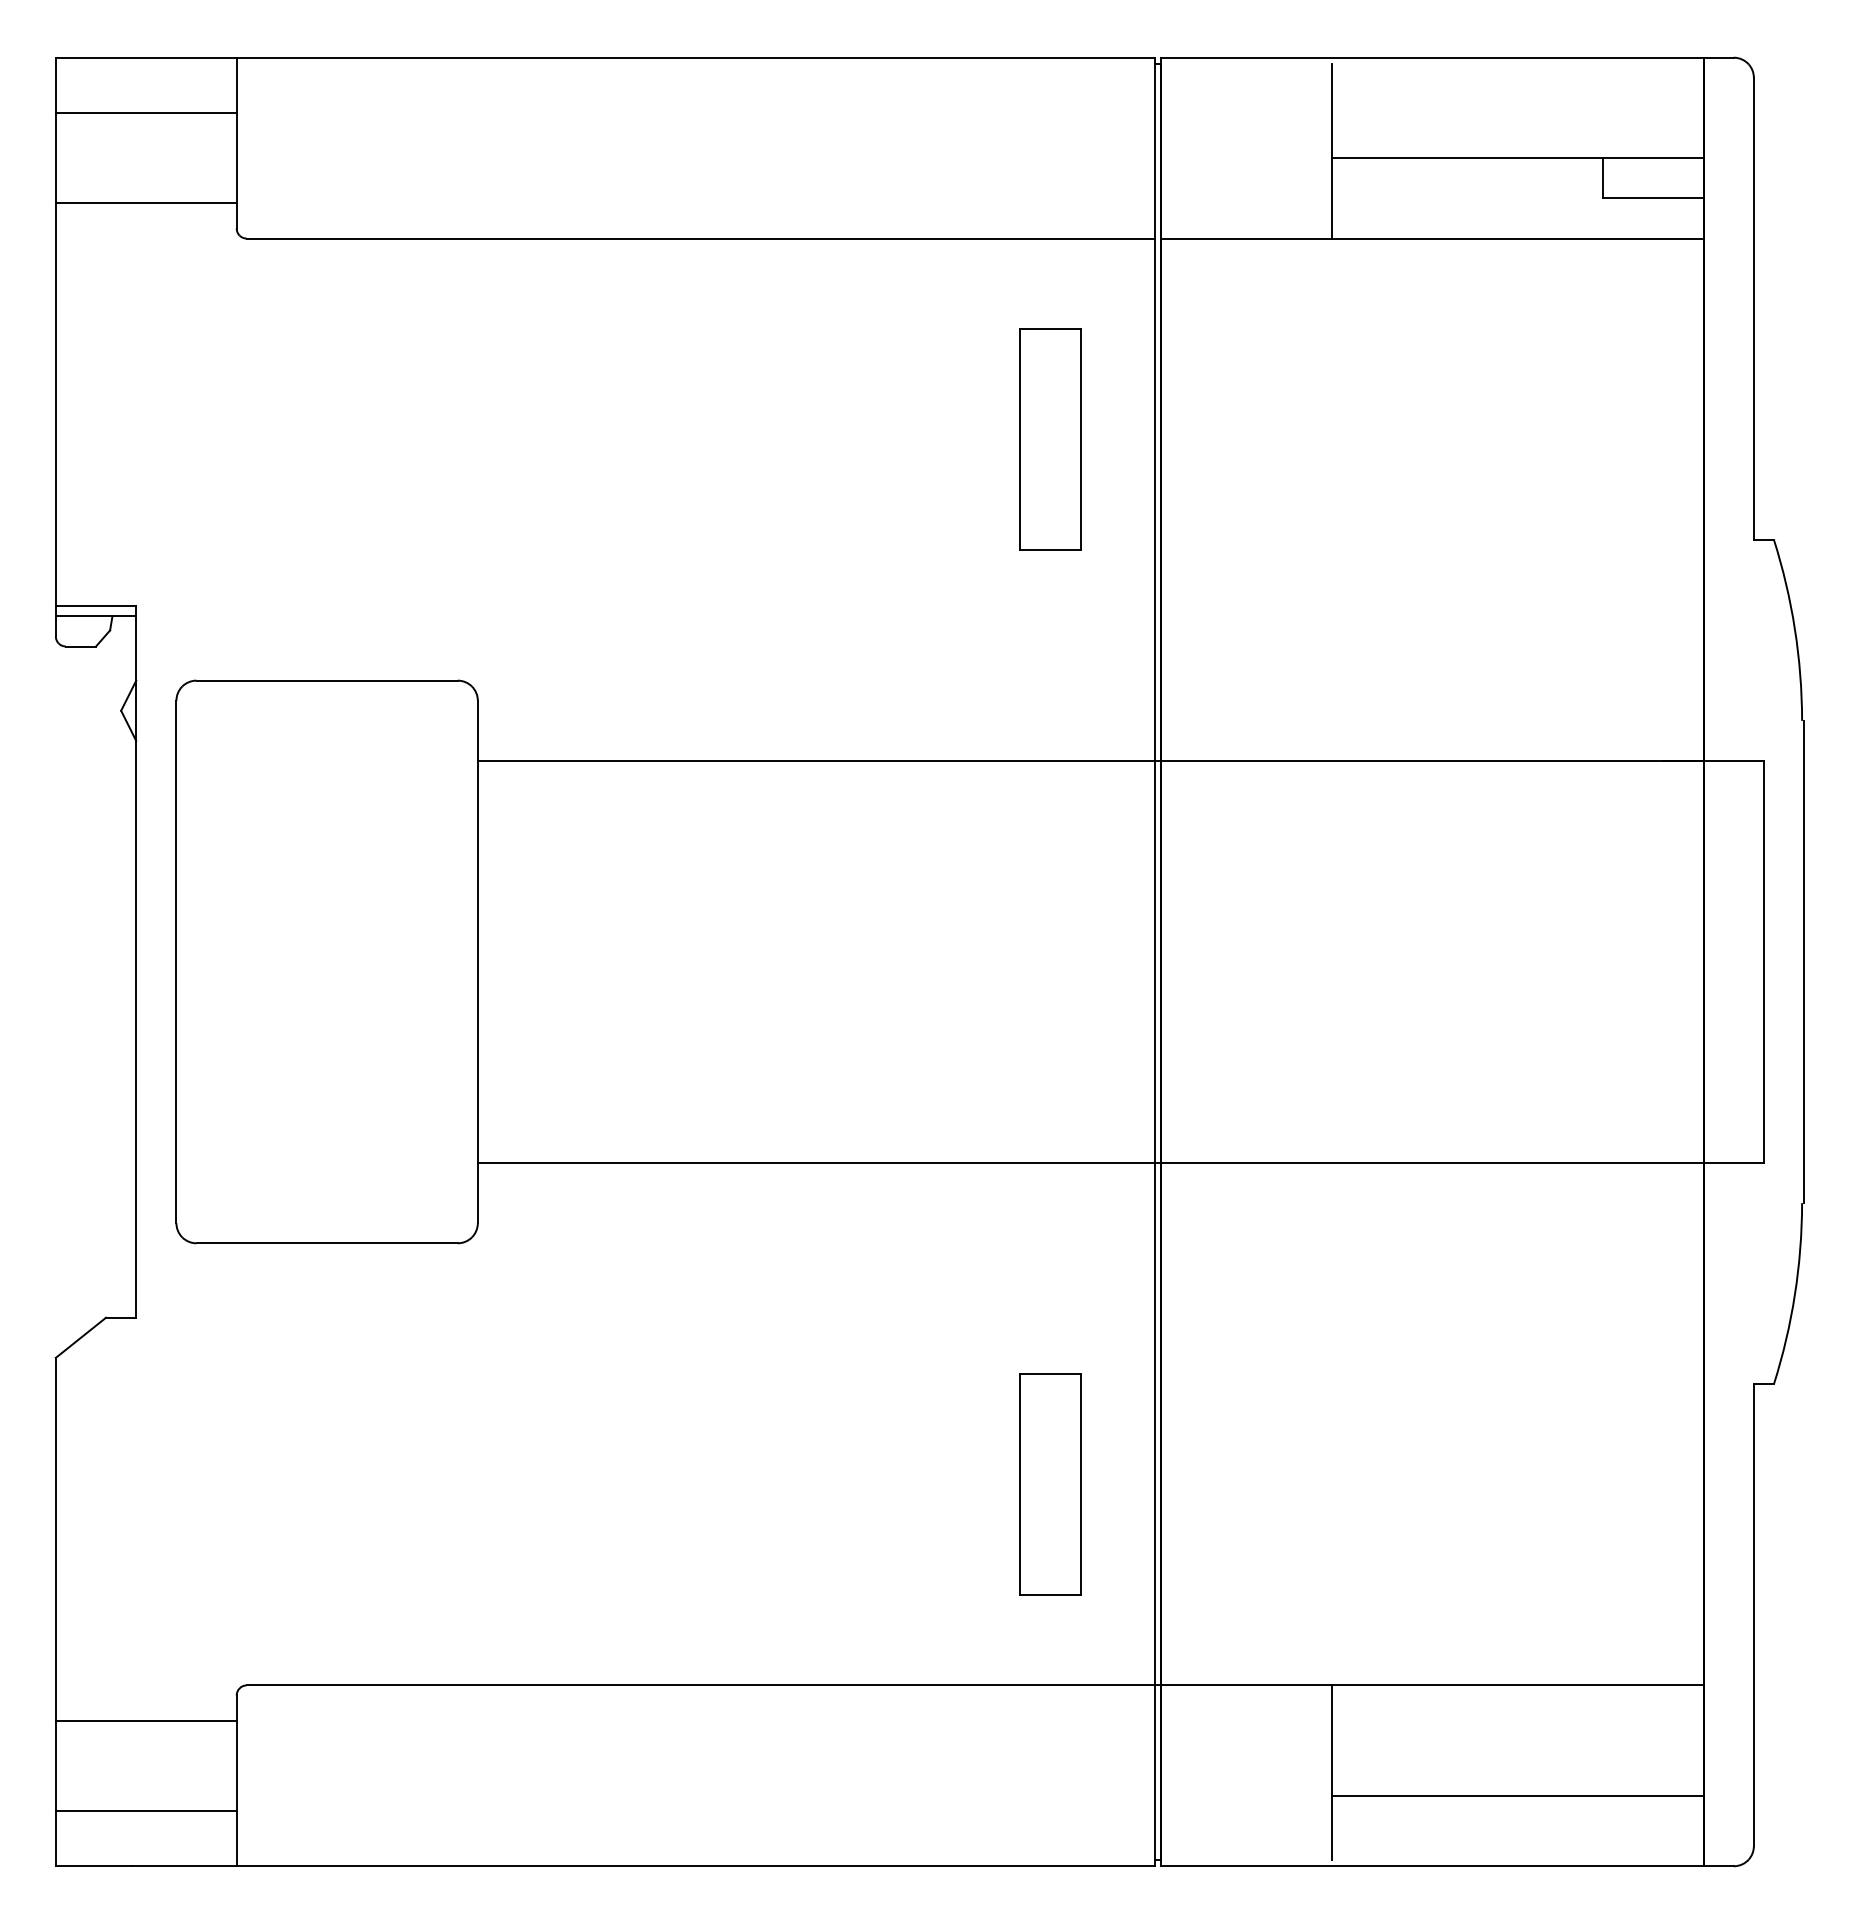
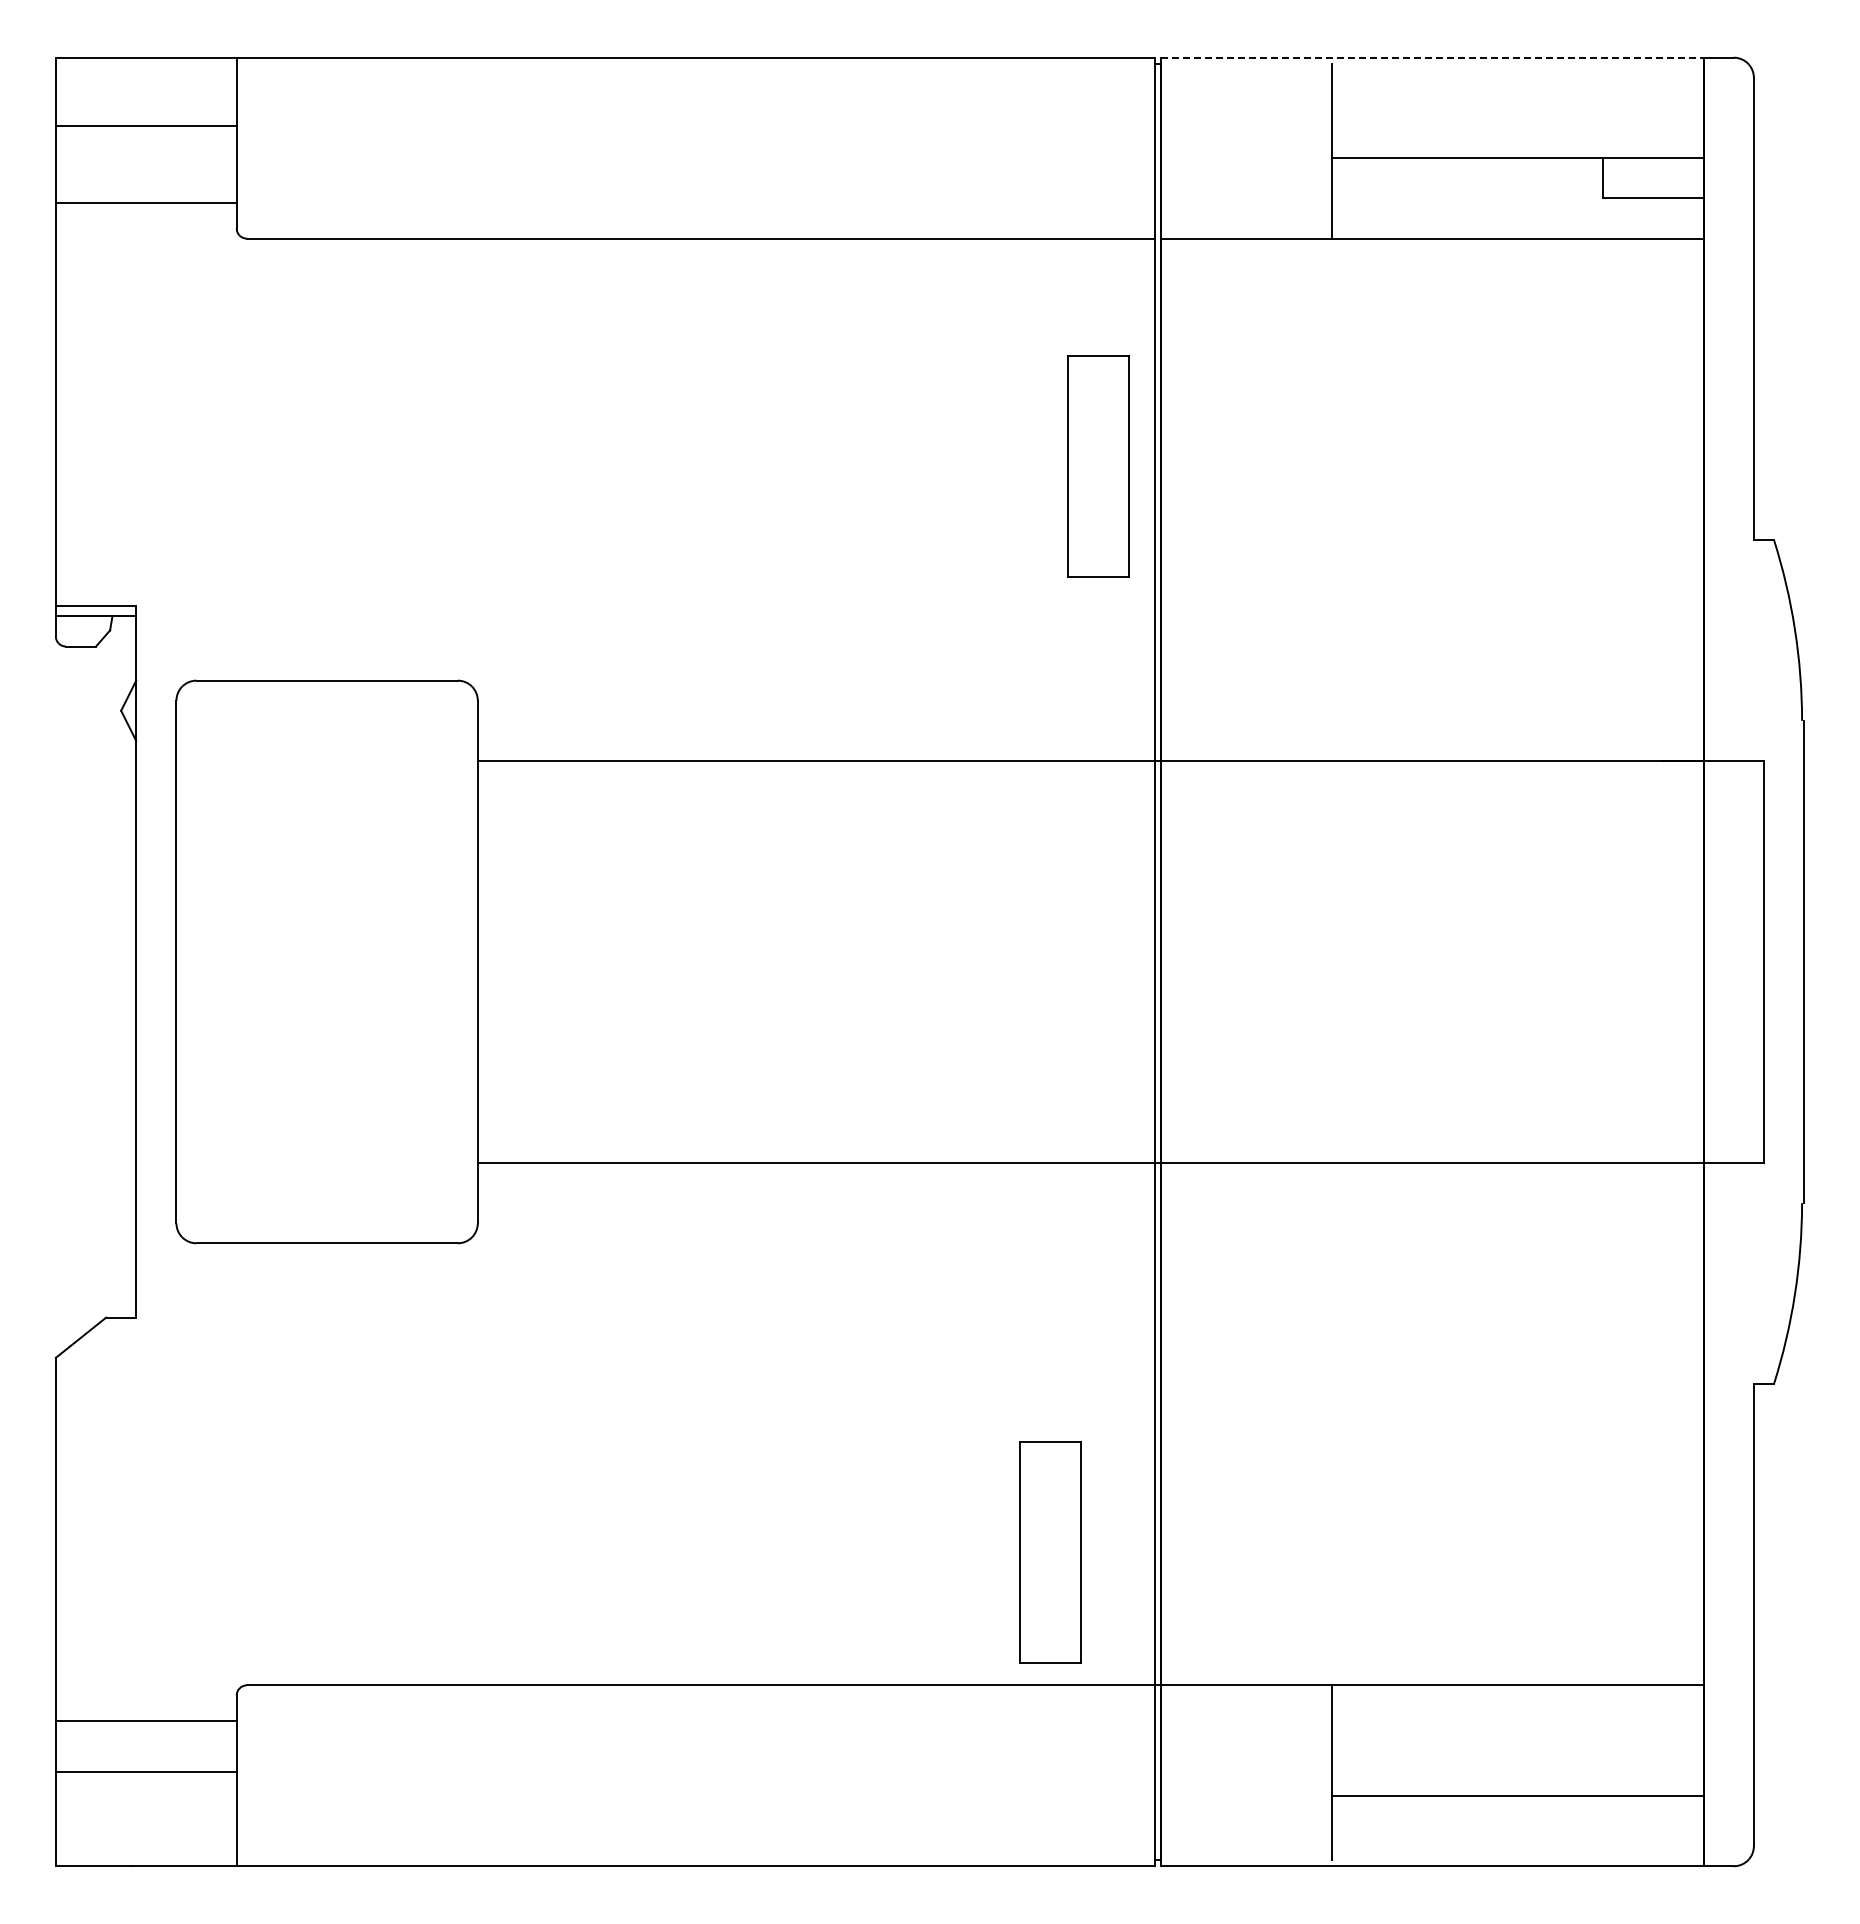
line: solid -> dashed (1432, 57)
line position: (145, 112) -> (145, 125) (145, 125)
part position: (1050, 439) -> (1098, 466) (1098, 466)
part position: (1050, 1484) -> (1050, 1552) (1050, 1552)
line position: (145, 1811) -> (145, 1772) (145, 1772)
